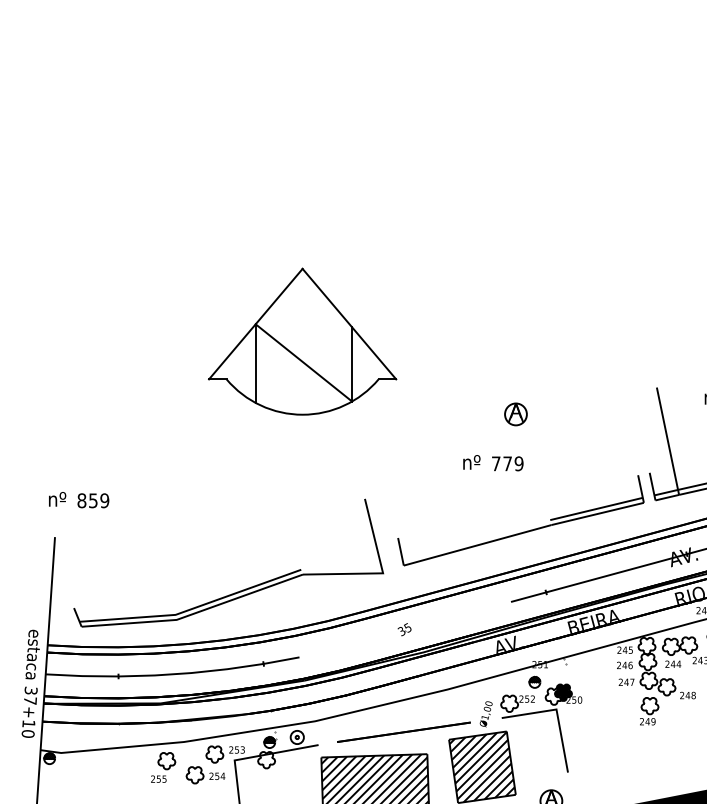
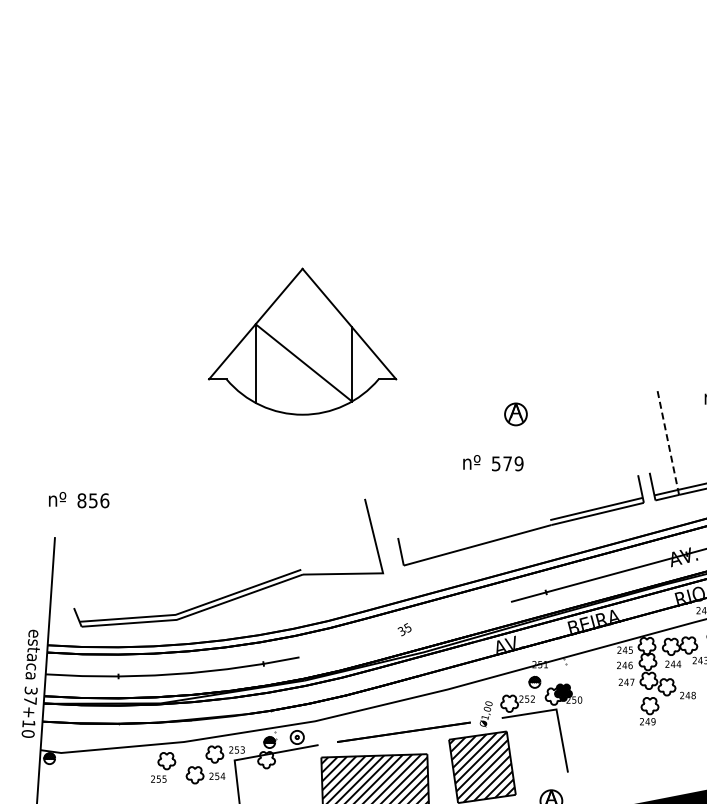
line: solid -> dashed (667, 441)
text: 779 -> 579 (496, 463)
text: 859 -> 856 (104, 500)
